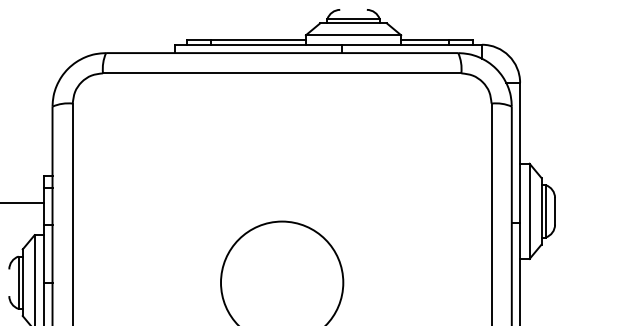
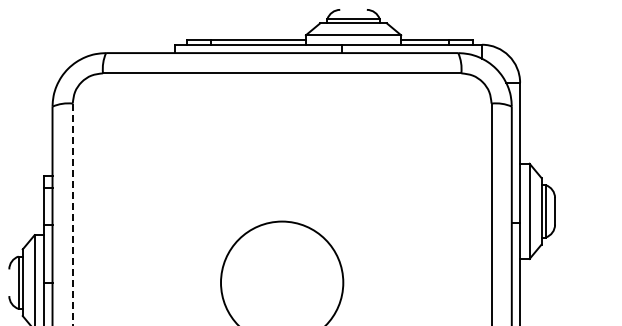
line: present -> none (23, 202)
line: solid -> dashed (72, 214)
